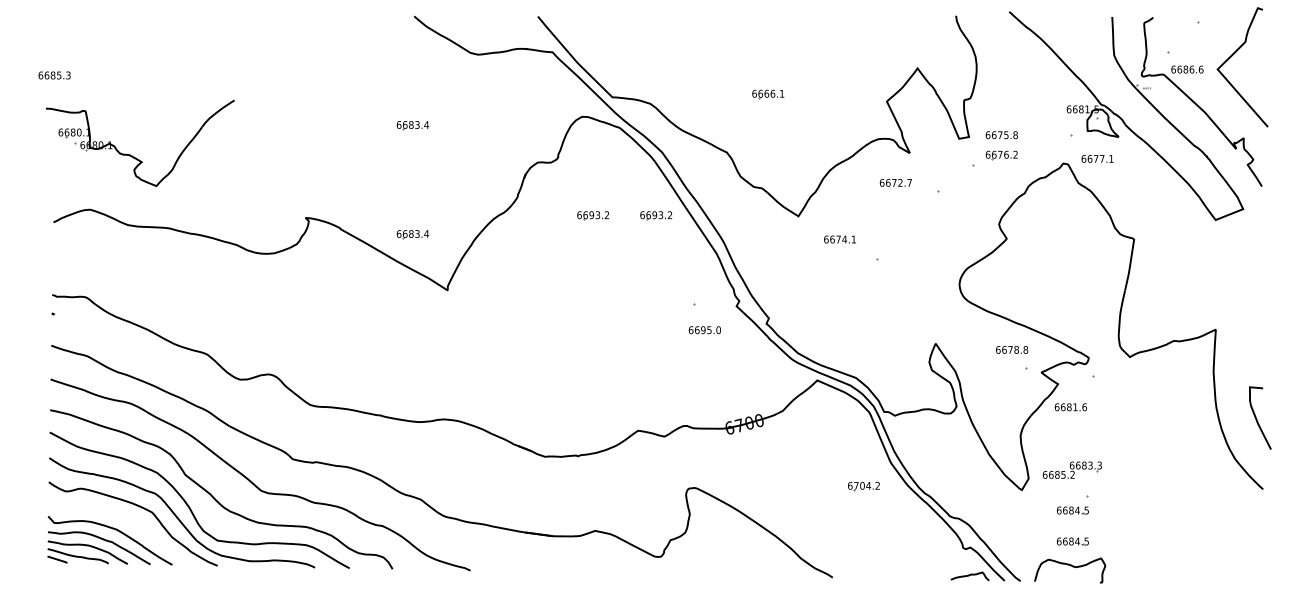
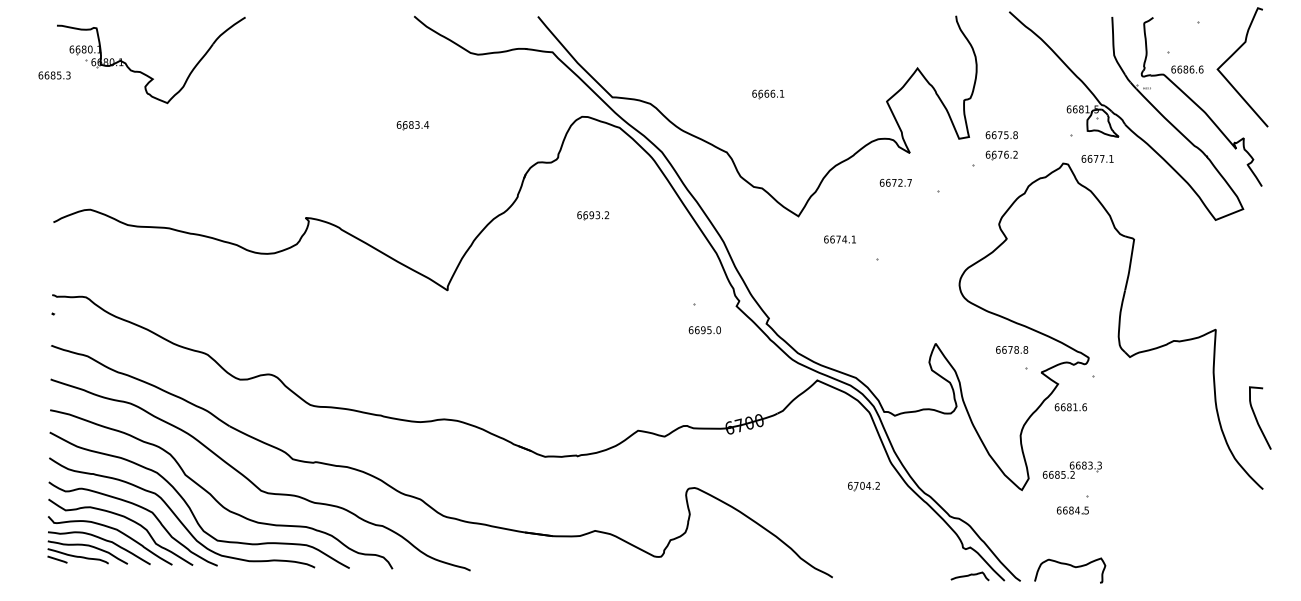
part position: (134, 156) -> (145, 73) (145, 73)
part: present -> none (656, 215)
part: present -> none (412, 234)
curve: none -> present (127, 519)
part: present -> none (1072, 541)
